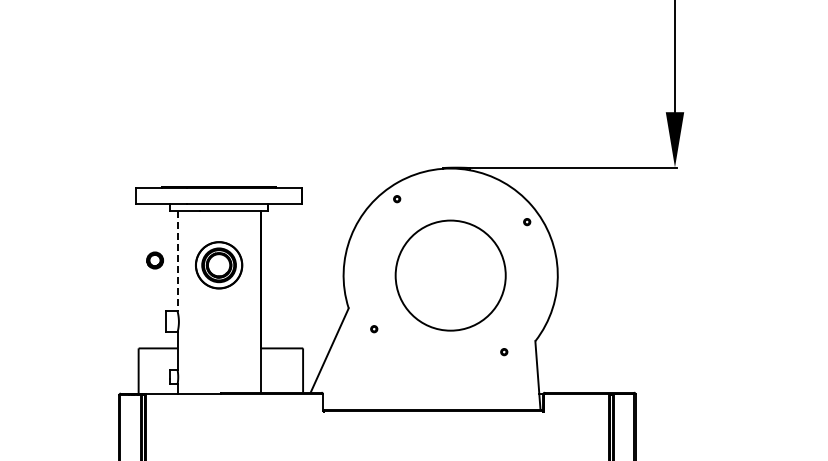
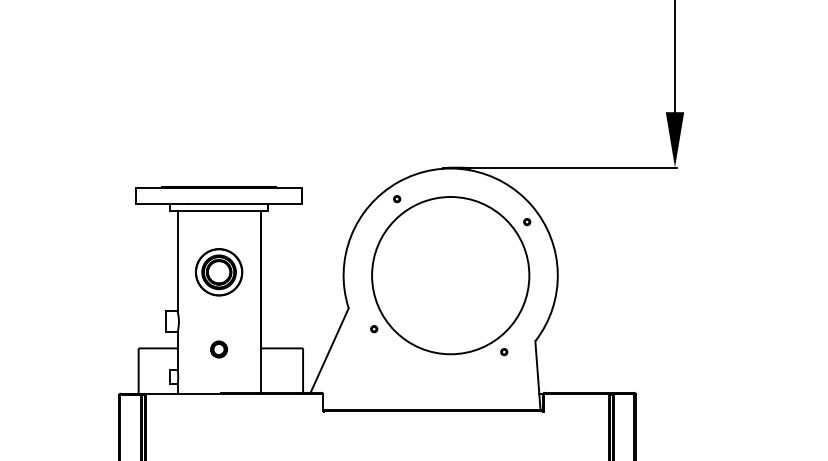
part position: (154, 260) -> (218, 349) (218, 349)
line: dashed -> solid (177, 261)
part position: (219, 265) -> (219, 272) (219, 272)
circle diameter: 110 px -> 157 px (450, 275)
